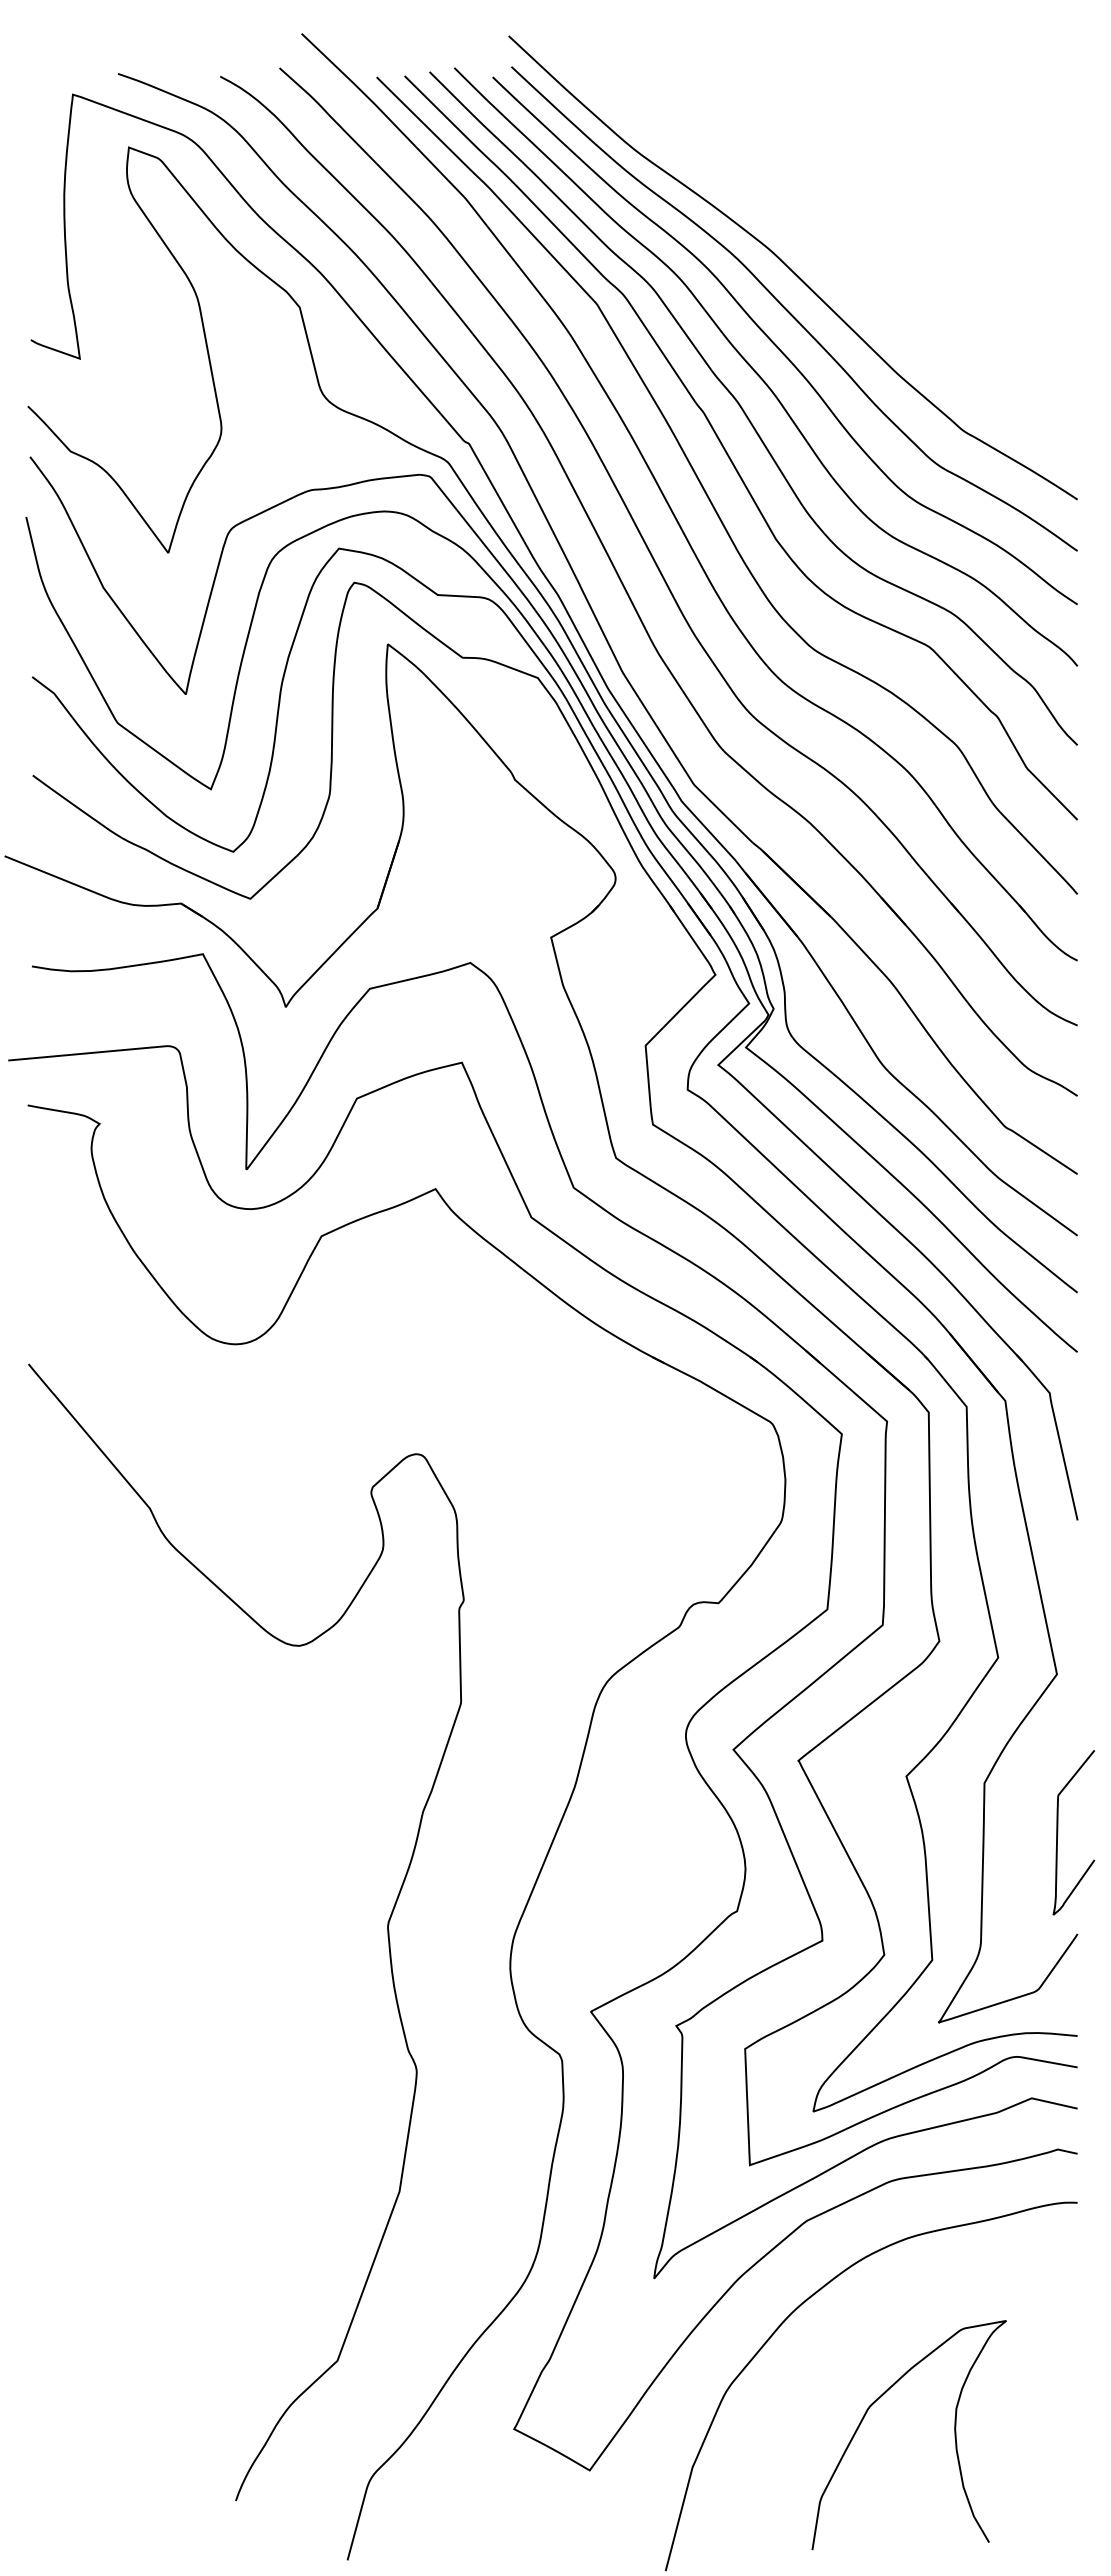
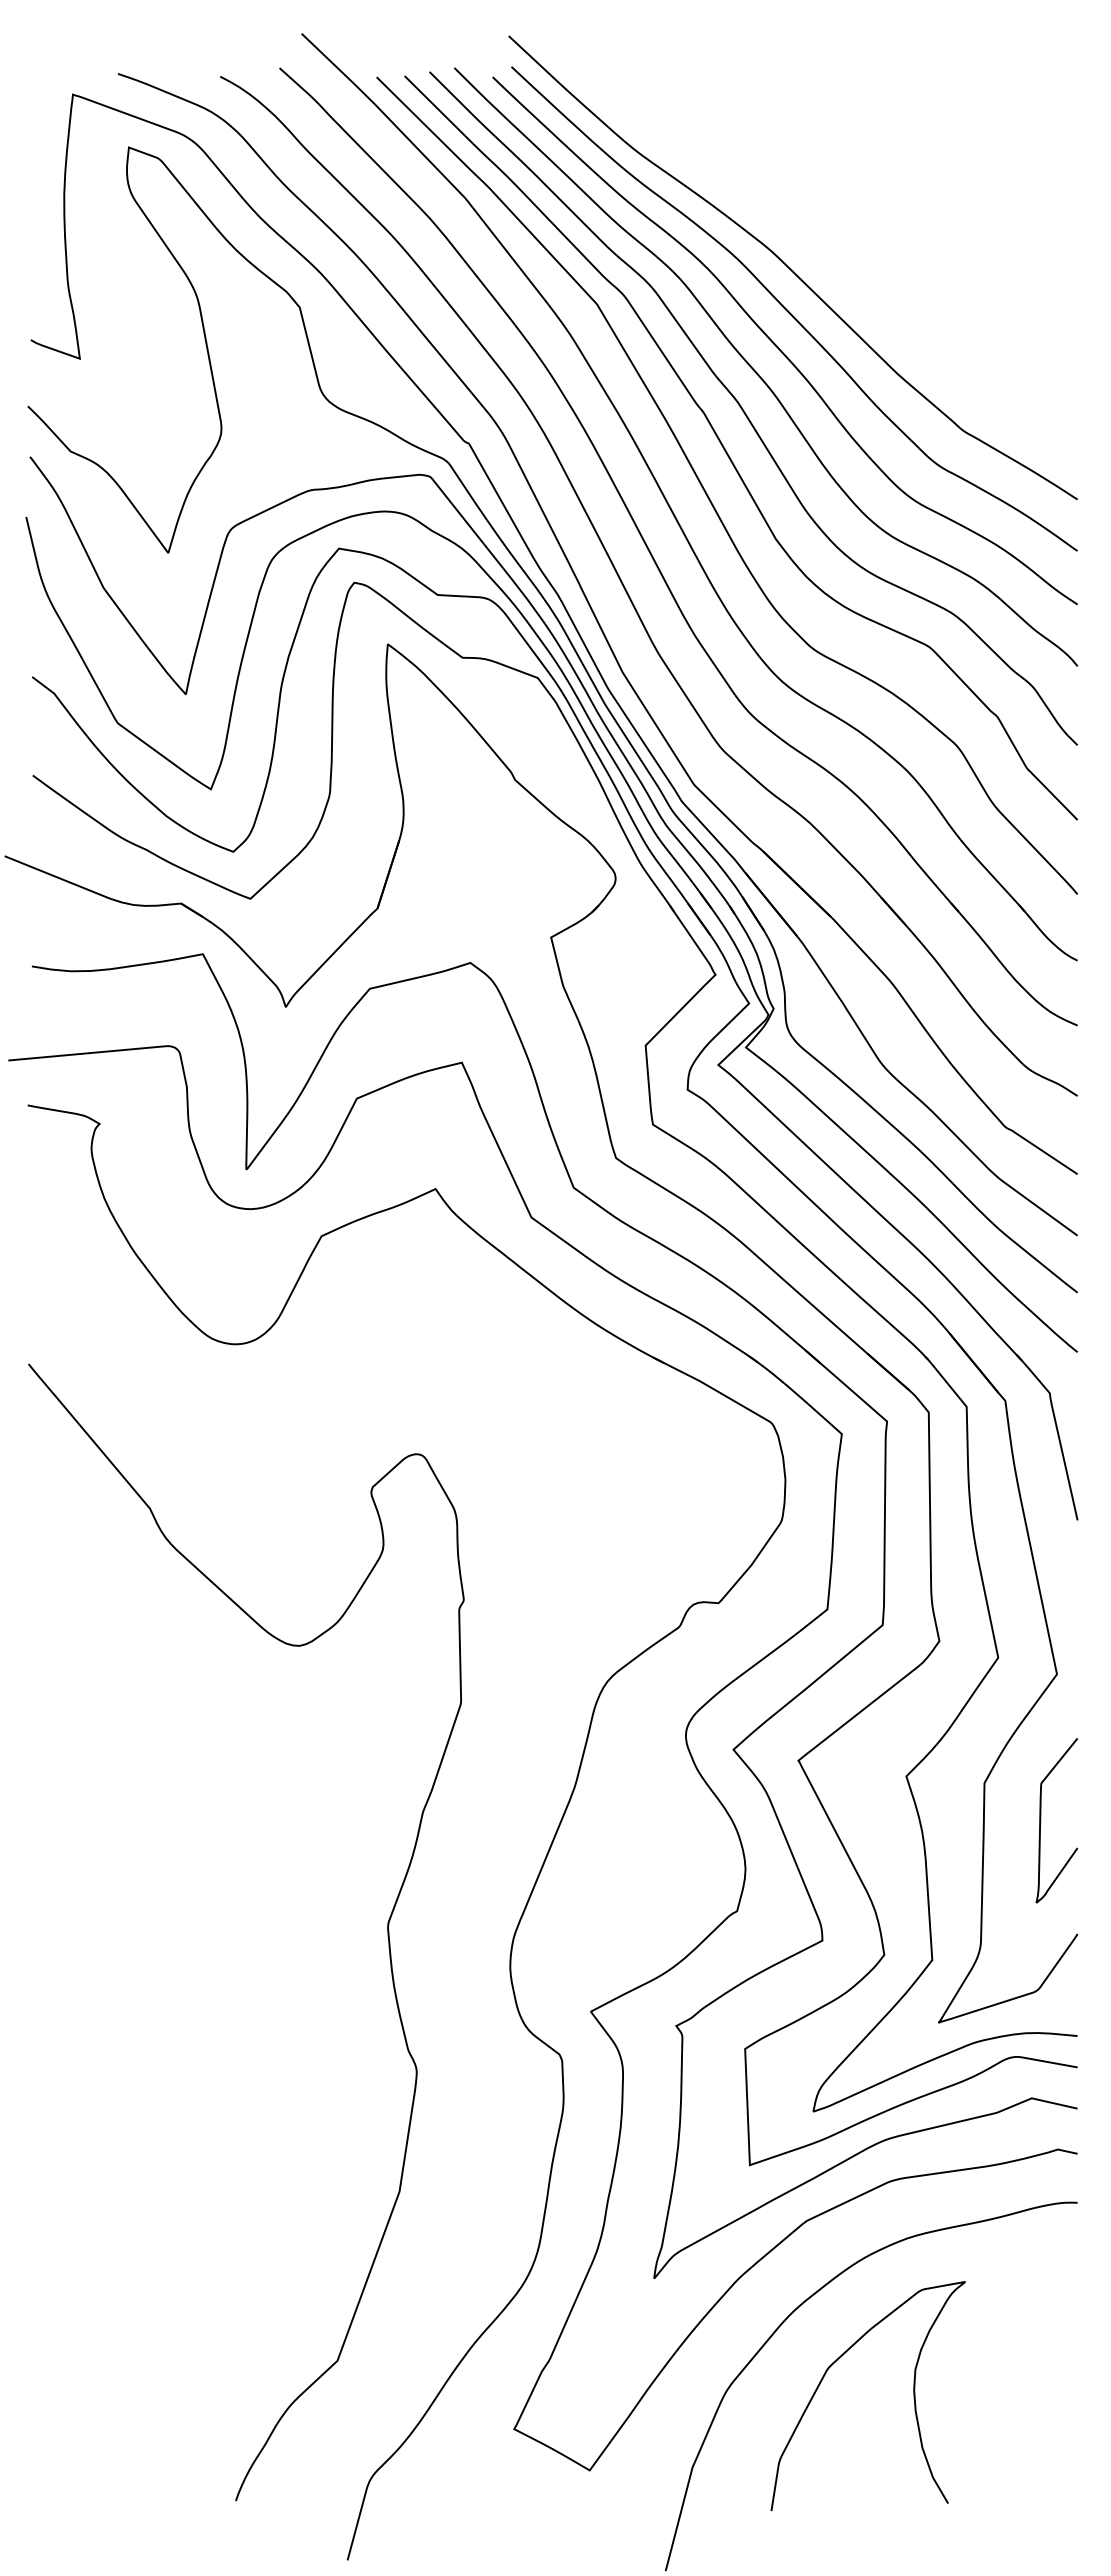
curve position: (1058, 1832) -> (1041, 1820) (1041, 1820)
curve position: (954, 2435) -> (913, 2396) (913, 2396)
